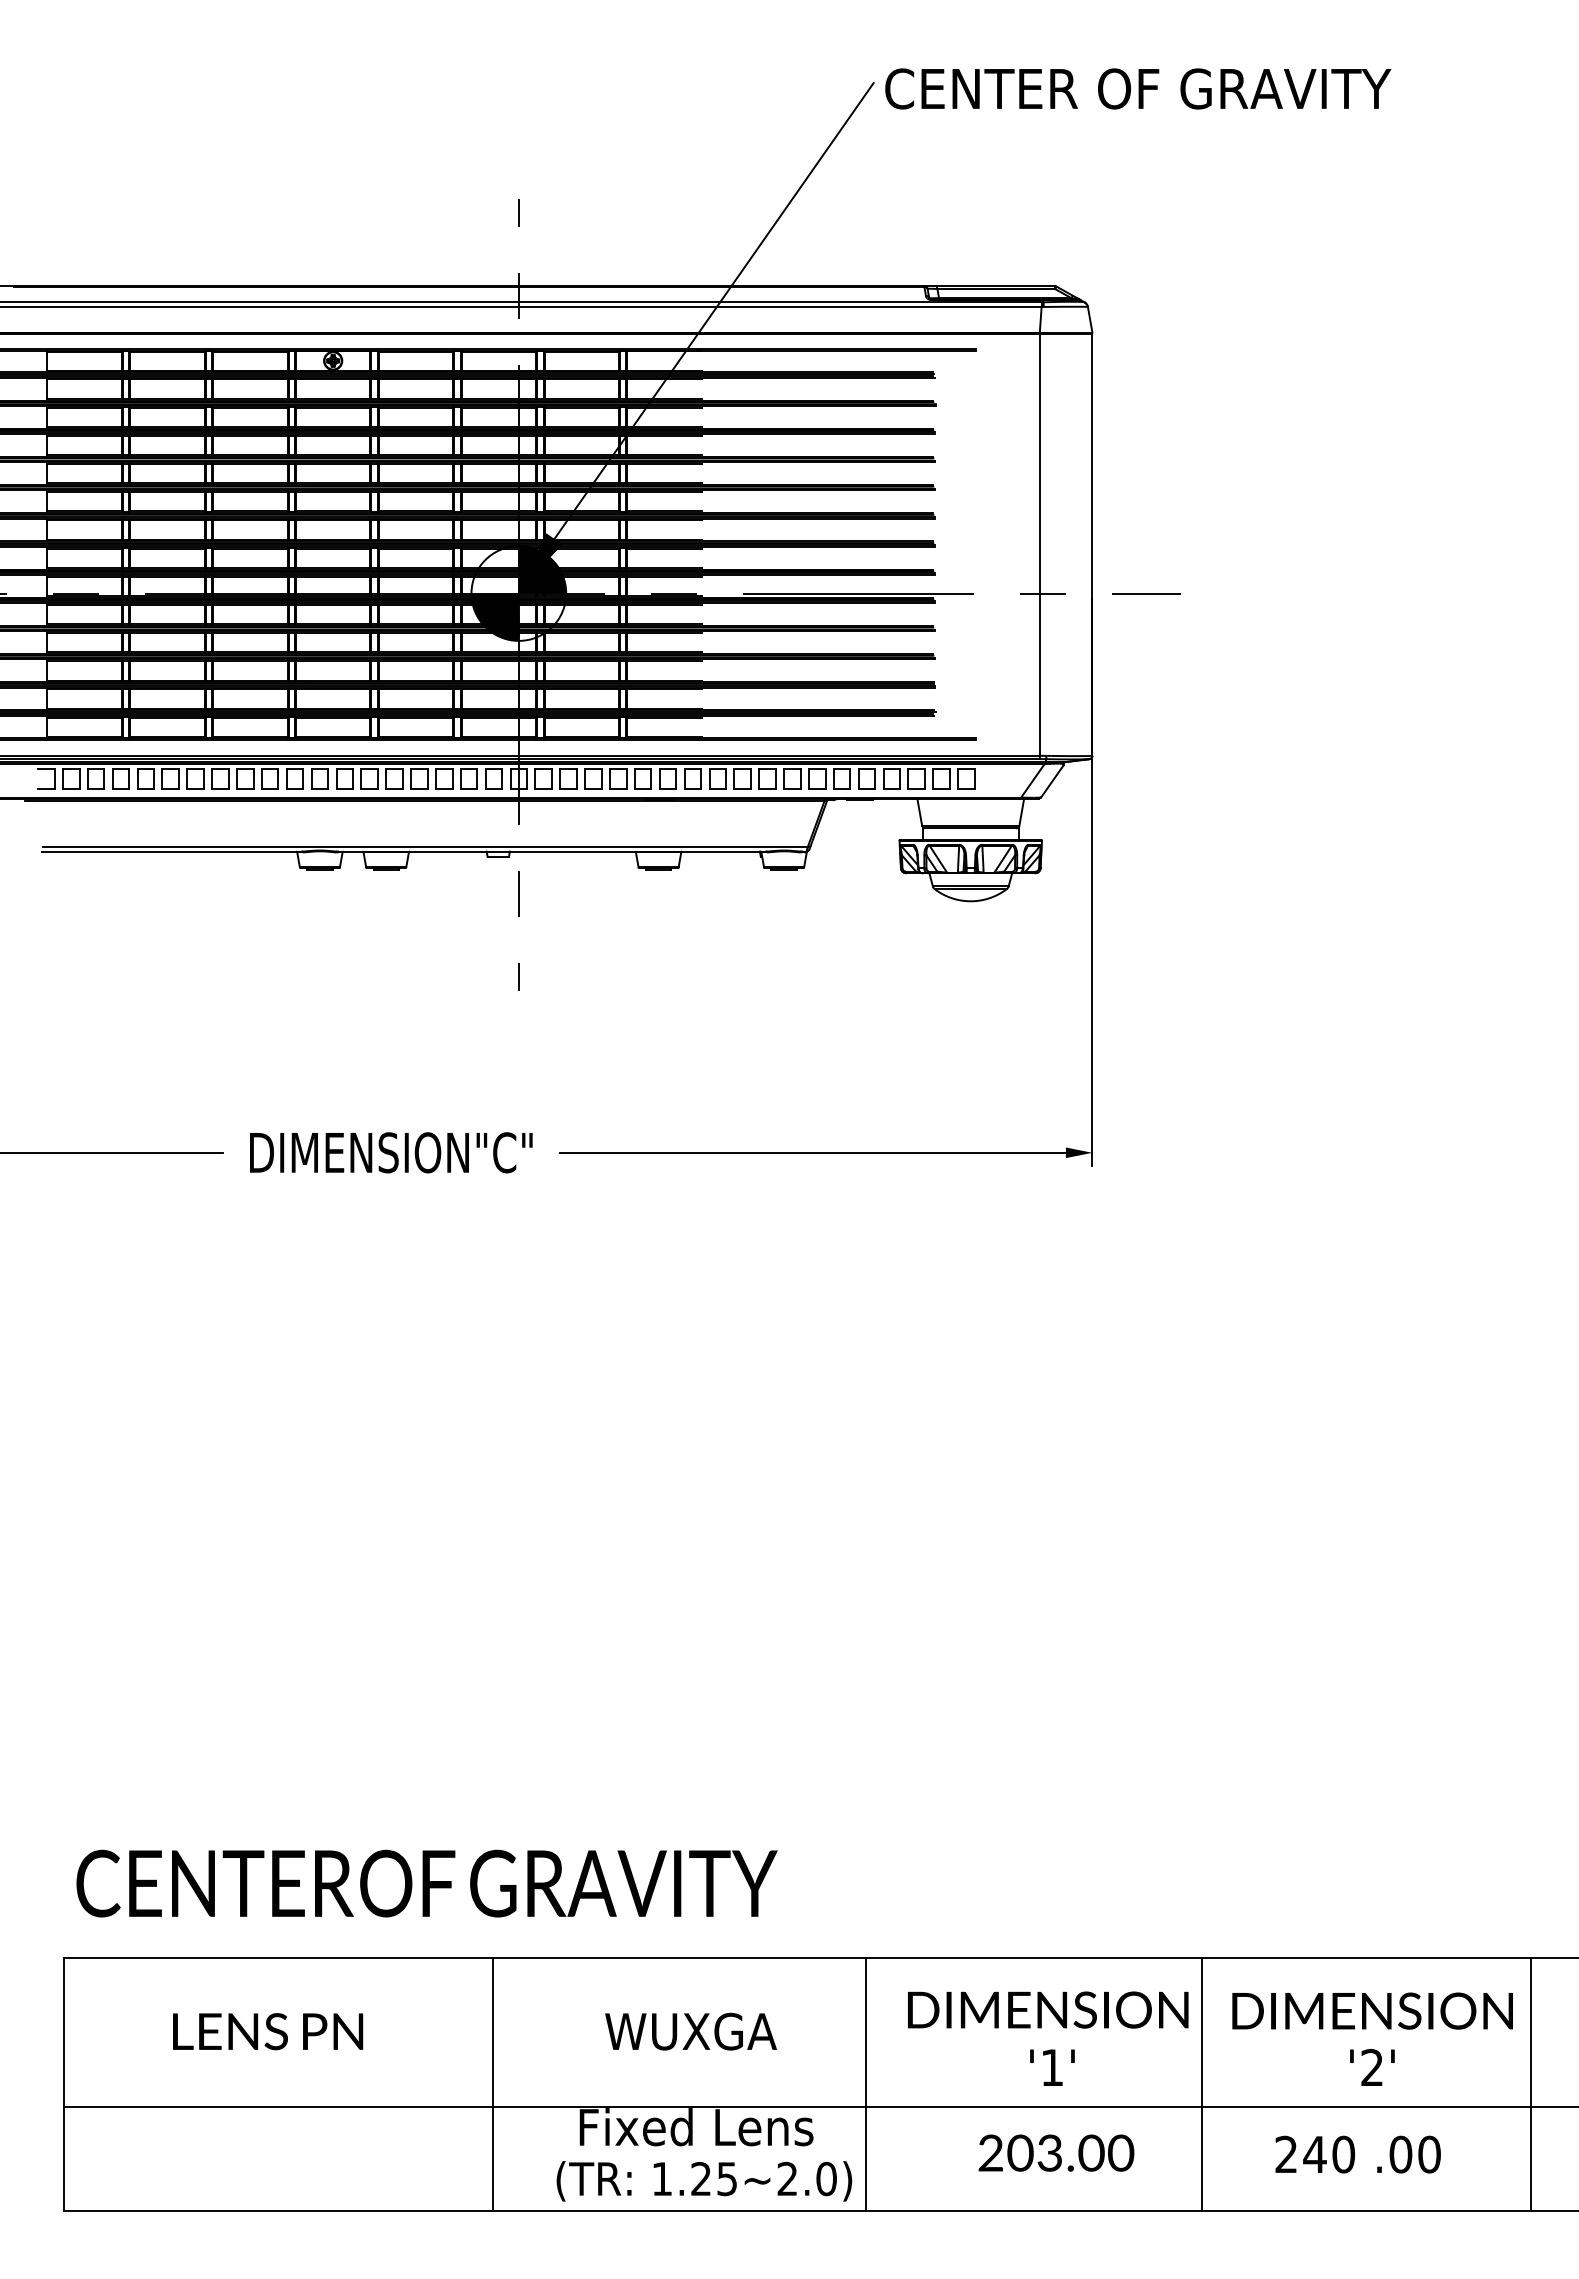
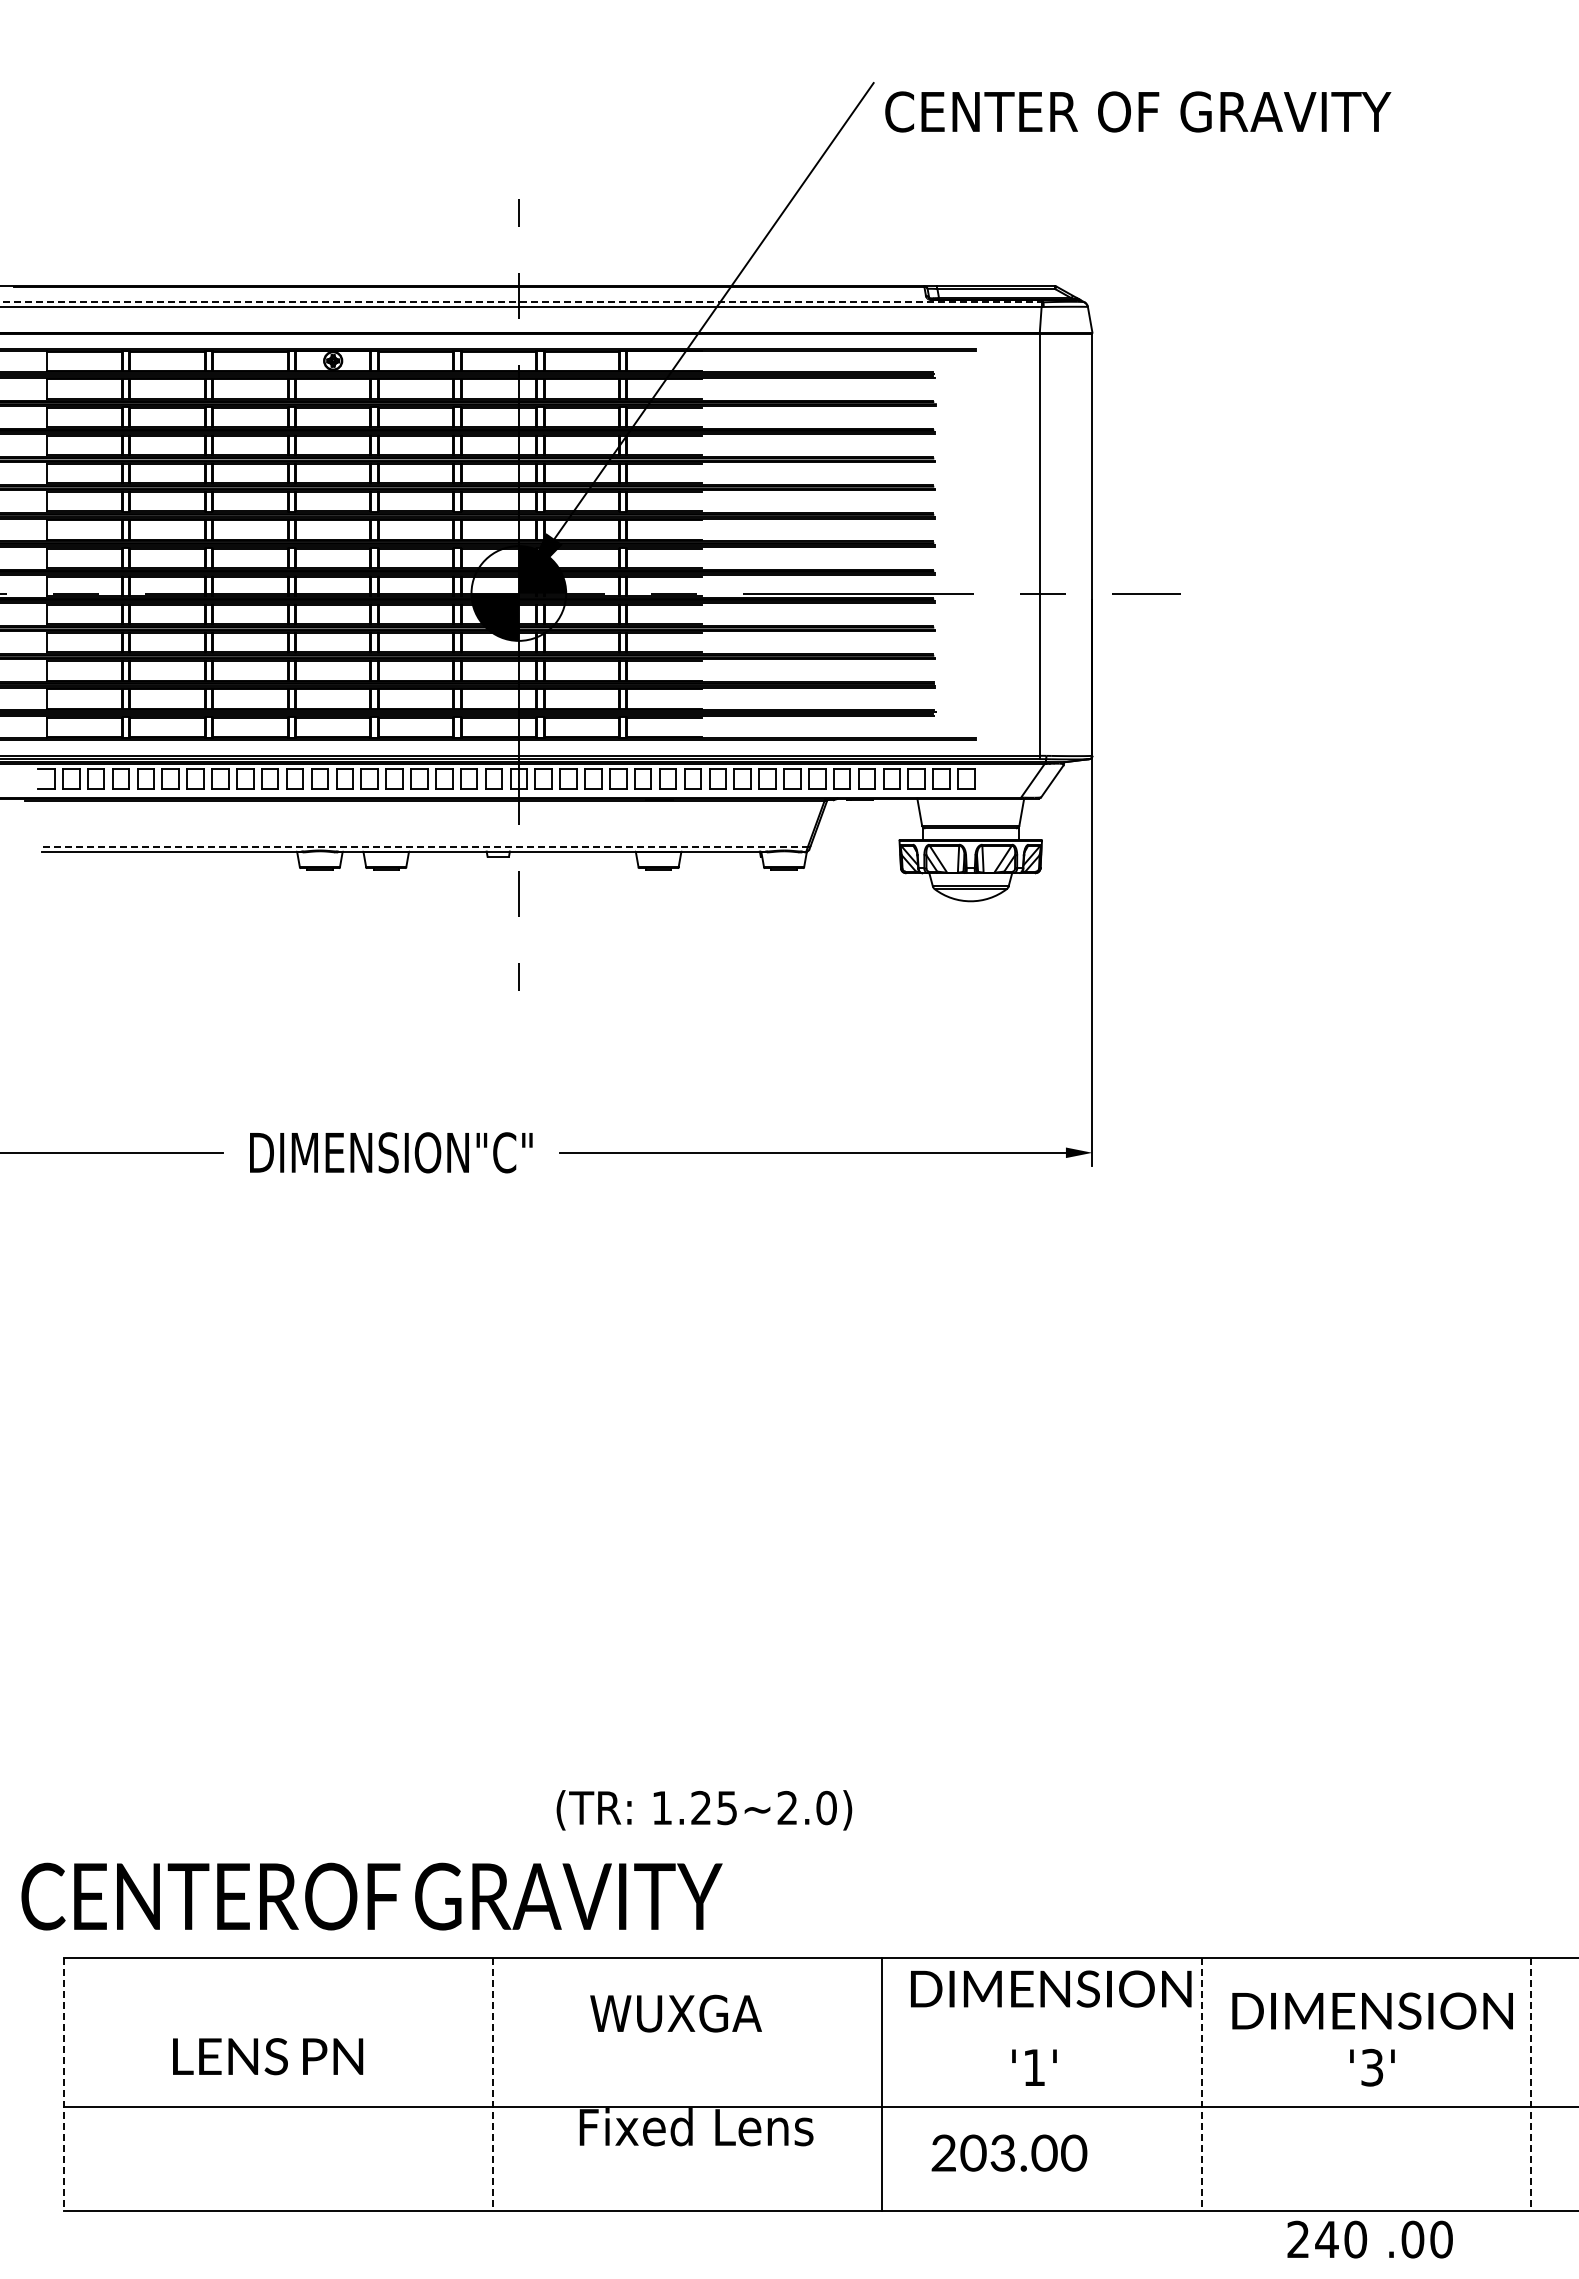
text position: (1138, 88) -> (1138, 111) (1138, 111)
line: solid -> dashed (521, 302)
line: solid -> dashed (425, 847)
text position: (426, 1883) -> (371, 1896) (371, 1896)
text position: (1048, 2009) -> (1051, 1988) (1051, 1988)
text position: (268, 2031) -> (268, 2056) (268, 2056)
text position: (690, 2031) -> (675, 2013) (675, 2013)
text position: (1052, 2067) -> (1034, 2067) (1034, 2067)
text: '2' -> '3' (1372, 2067)
line position: (865, 2083) -> (881, 2083) (881, 2083)
line: solid -> dashed (64, 2084)
line: solid -> dashed (492, 2084)
line: solid -> dashed (1202, 2084)
line: solid -> dashed (1531, 2084)
text position: (1056, 2152) -> (1009, 2152) (1009, 2152)
text position: (1357, 2154) -> (1369, 2239) (1369, 2239)
text position: (704, 2181) -> (704, 1810) (704, 1810)
